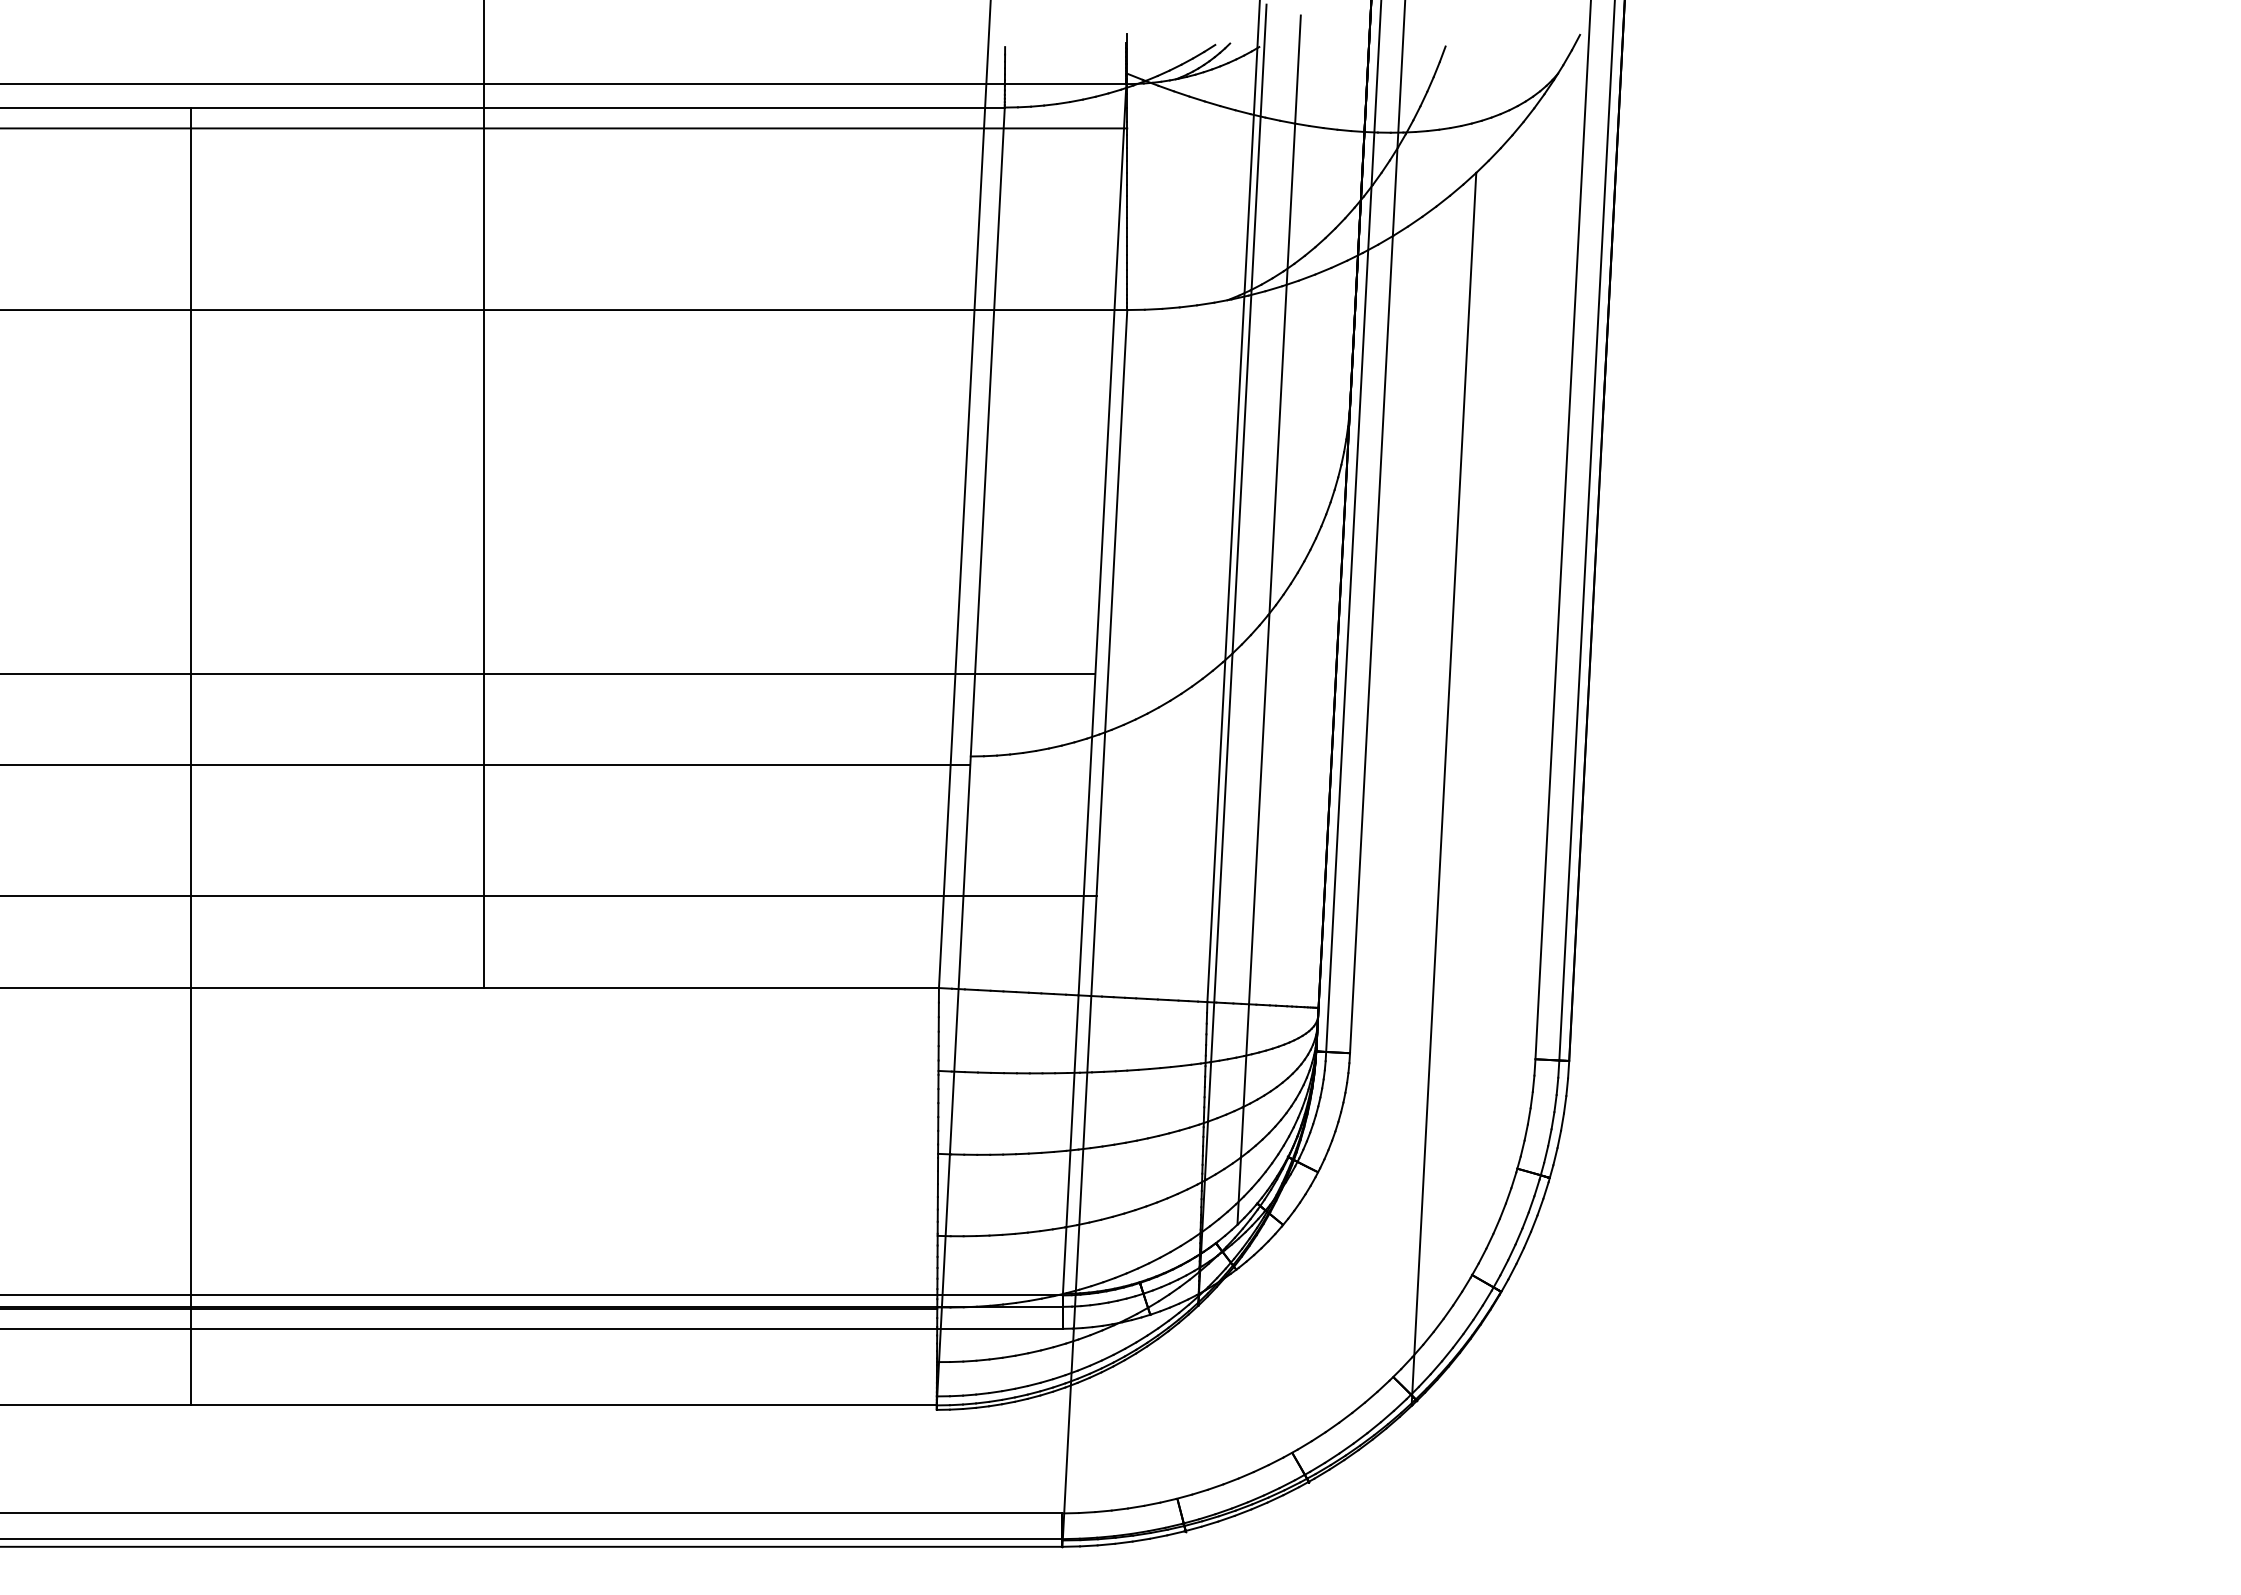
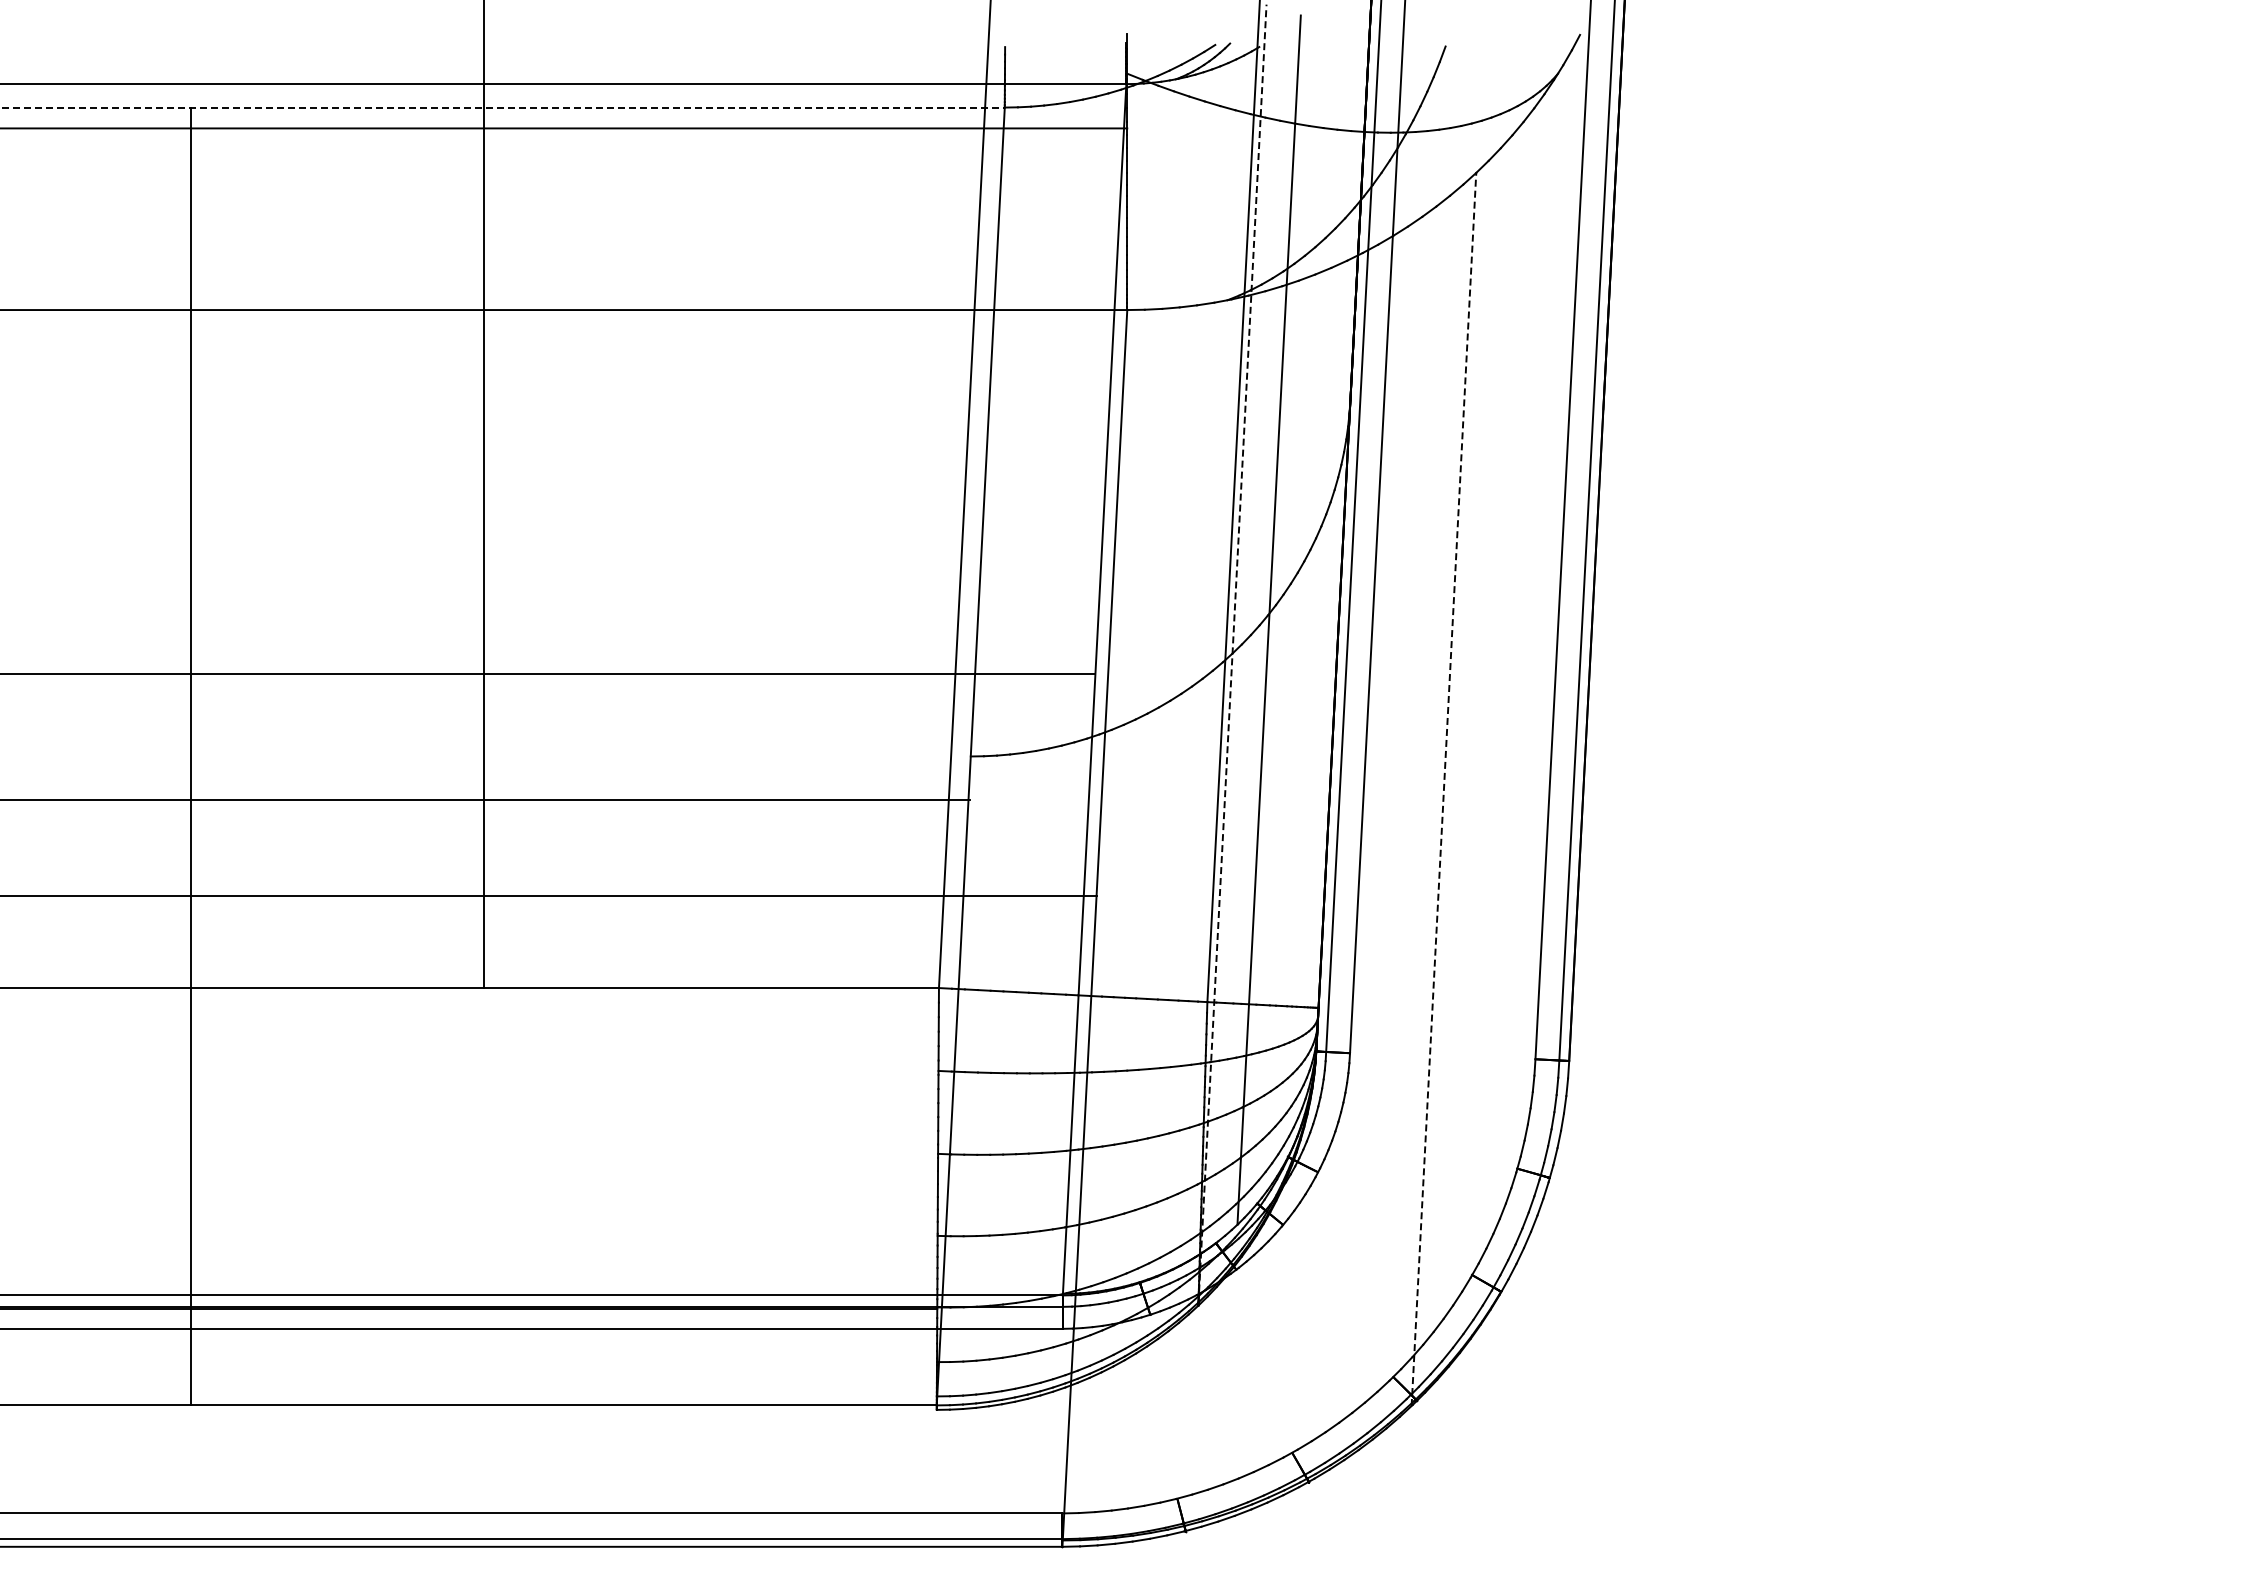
line: solid -> dashed (502, 107)
line: solid -> dashed (1232, 653)
line position: (486, 765) -> (486, 800) (486, 800)
line: solid -> dashed (1443, 788)
